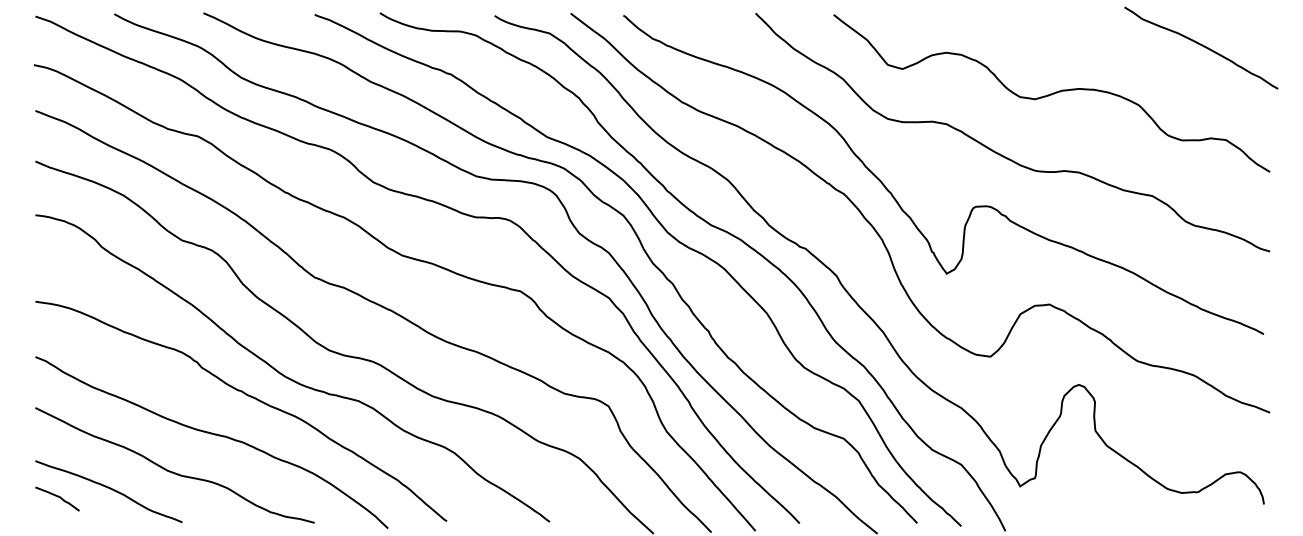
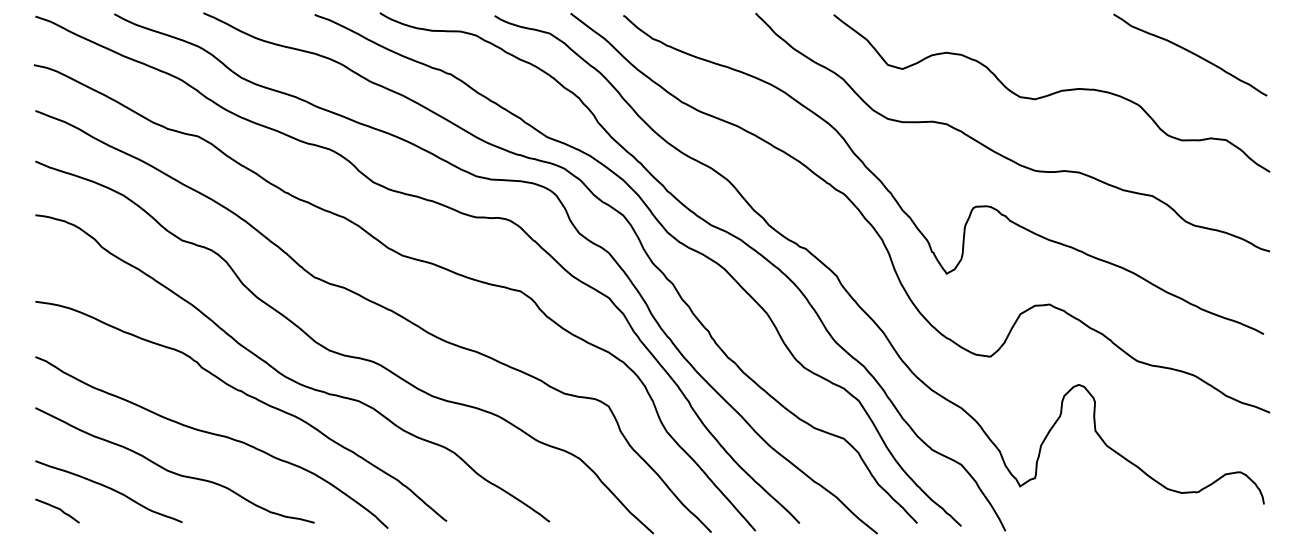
curve position: (1201, 46) -> (1190, 53) (1190, 53)
curve position: (57, 497) -> (57, 509) (57, 509)
